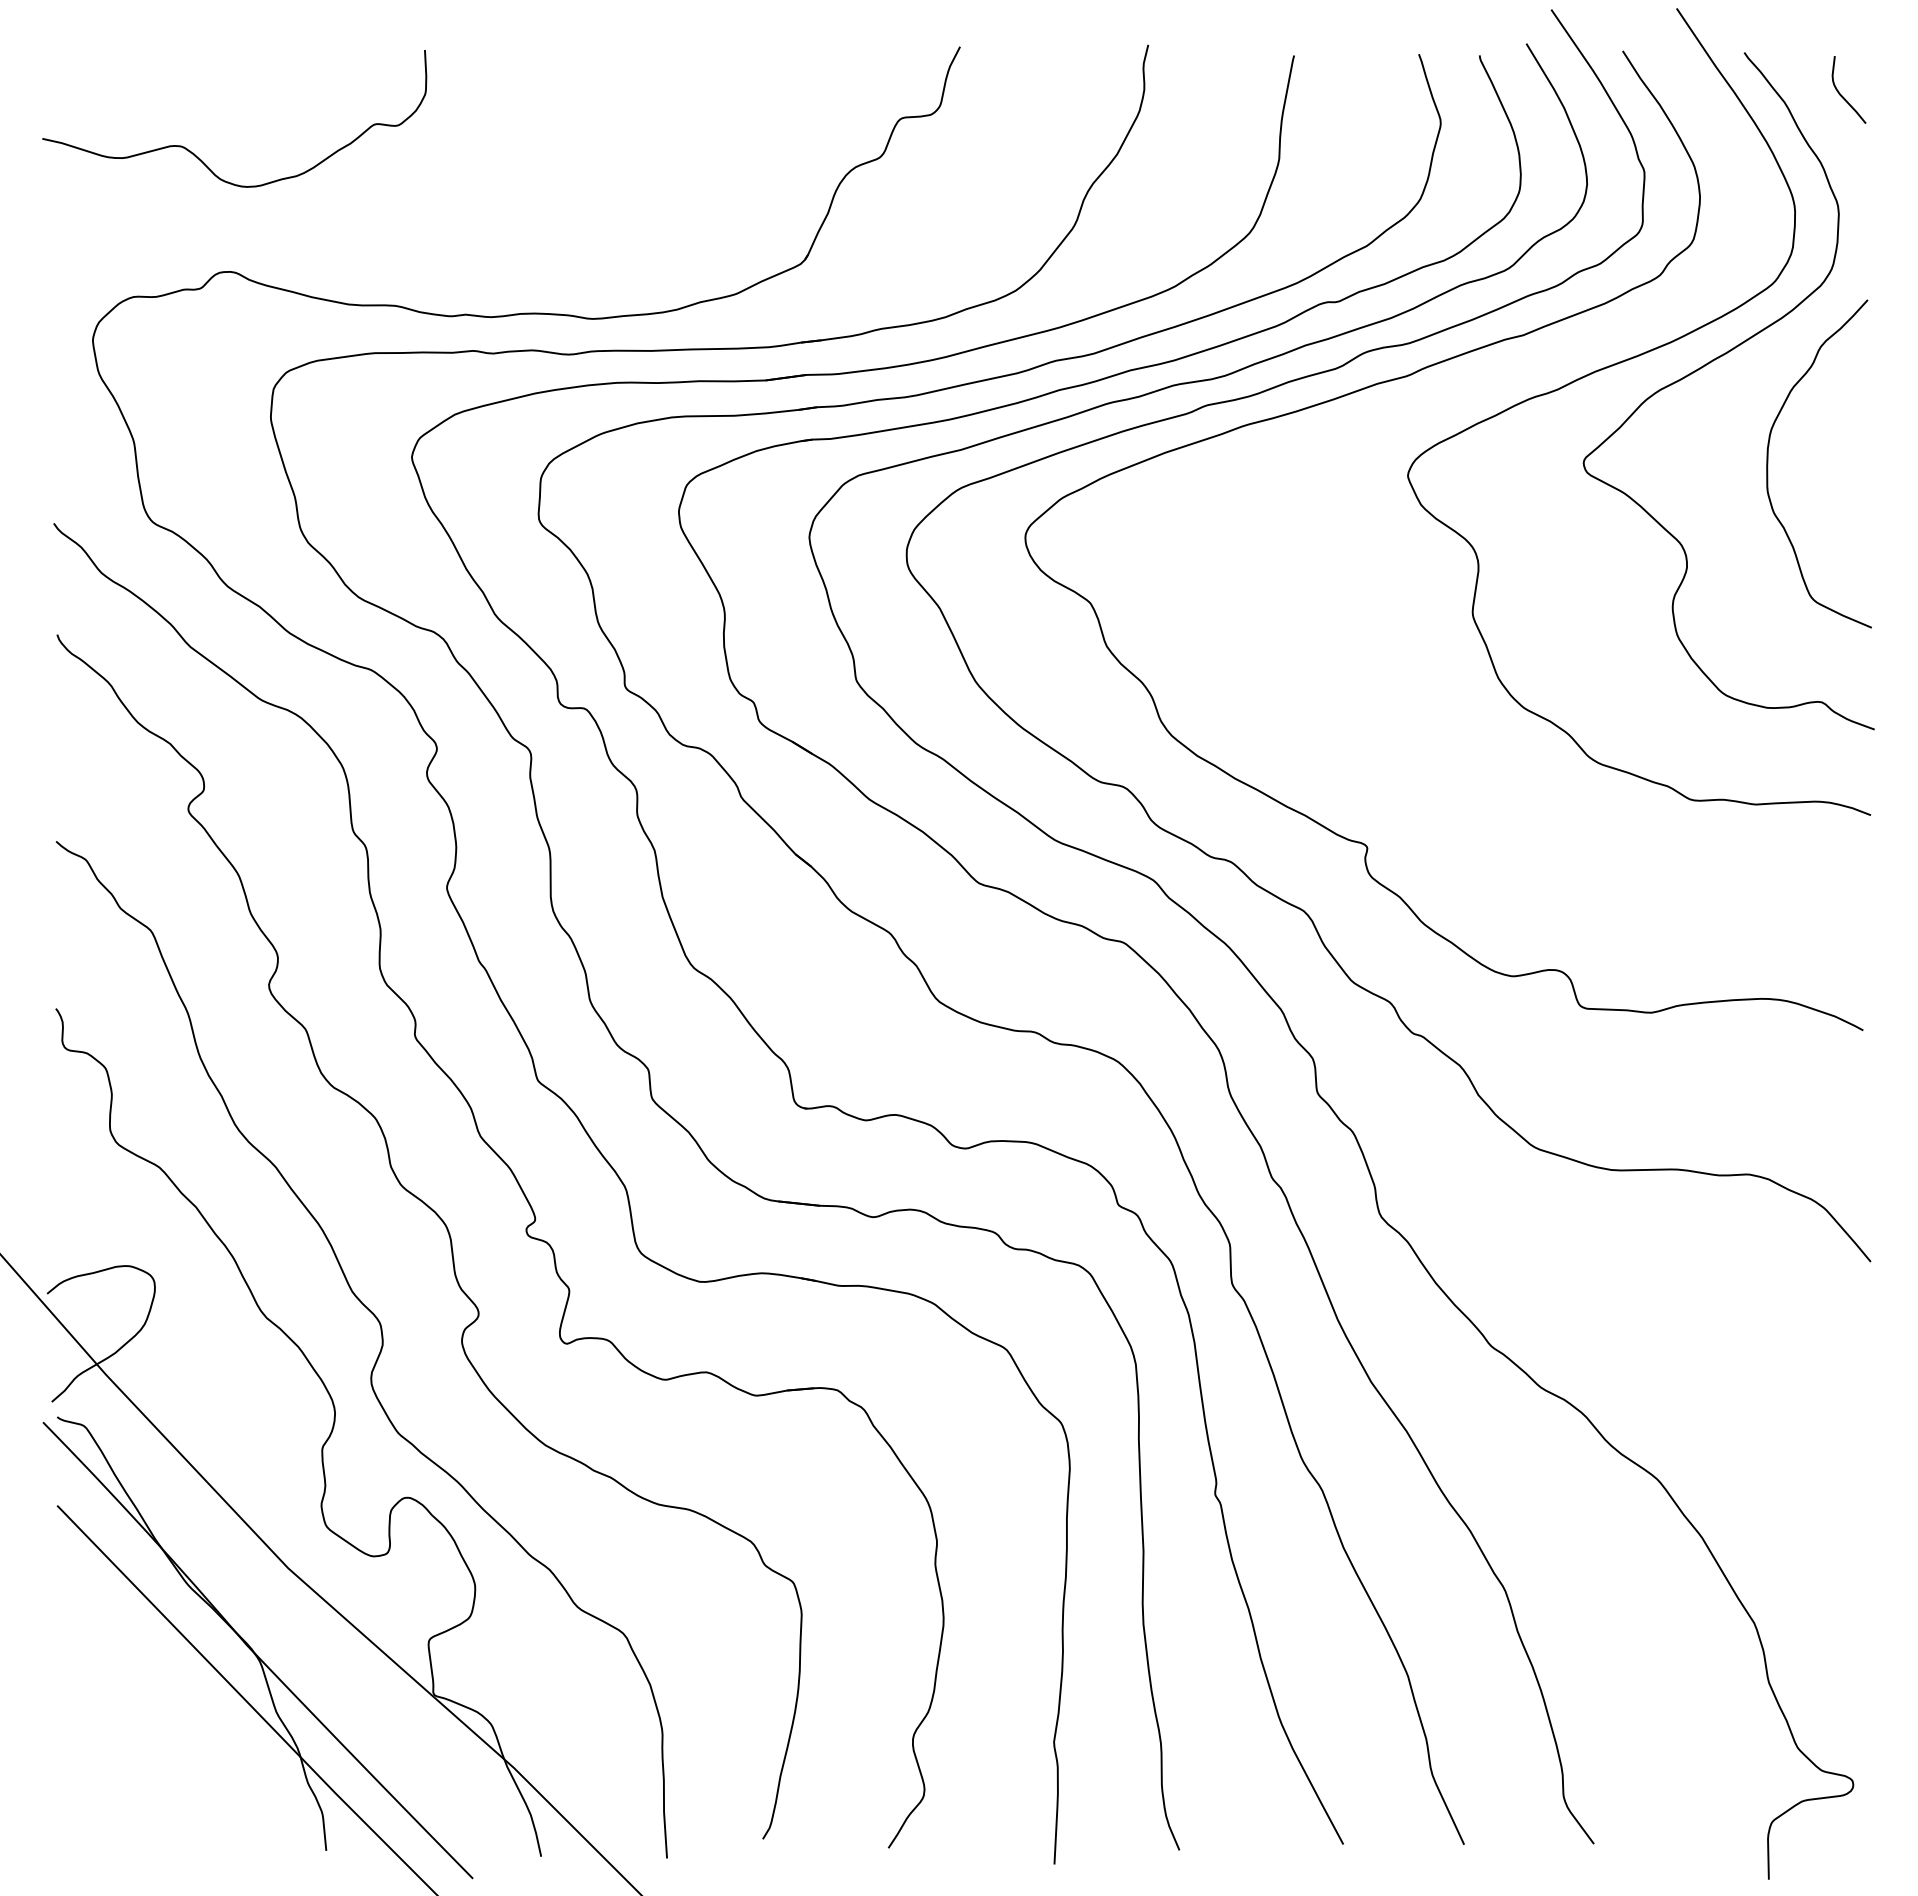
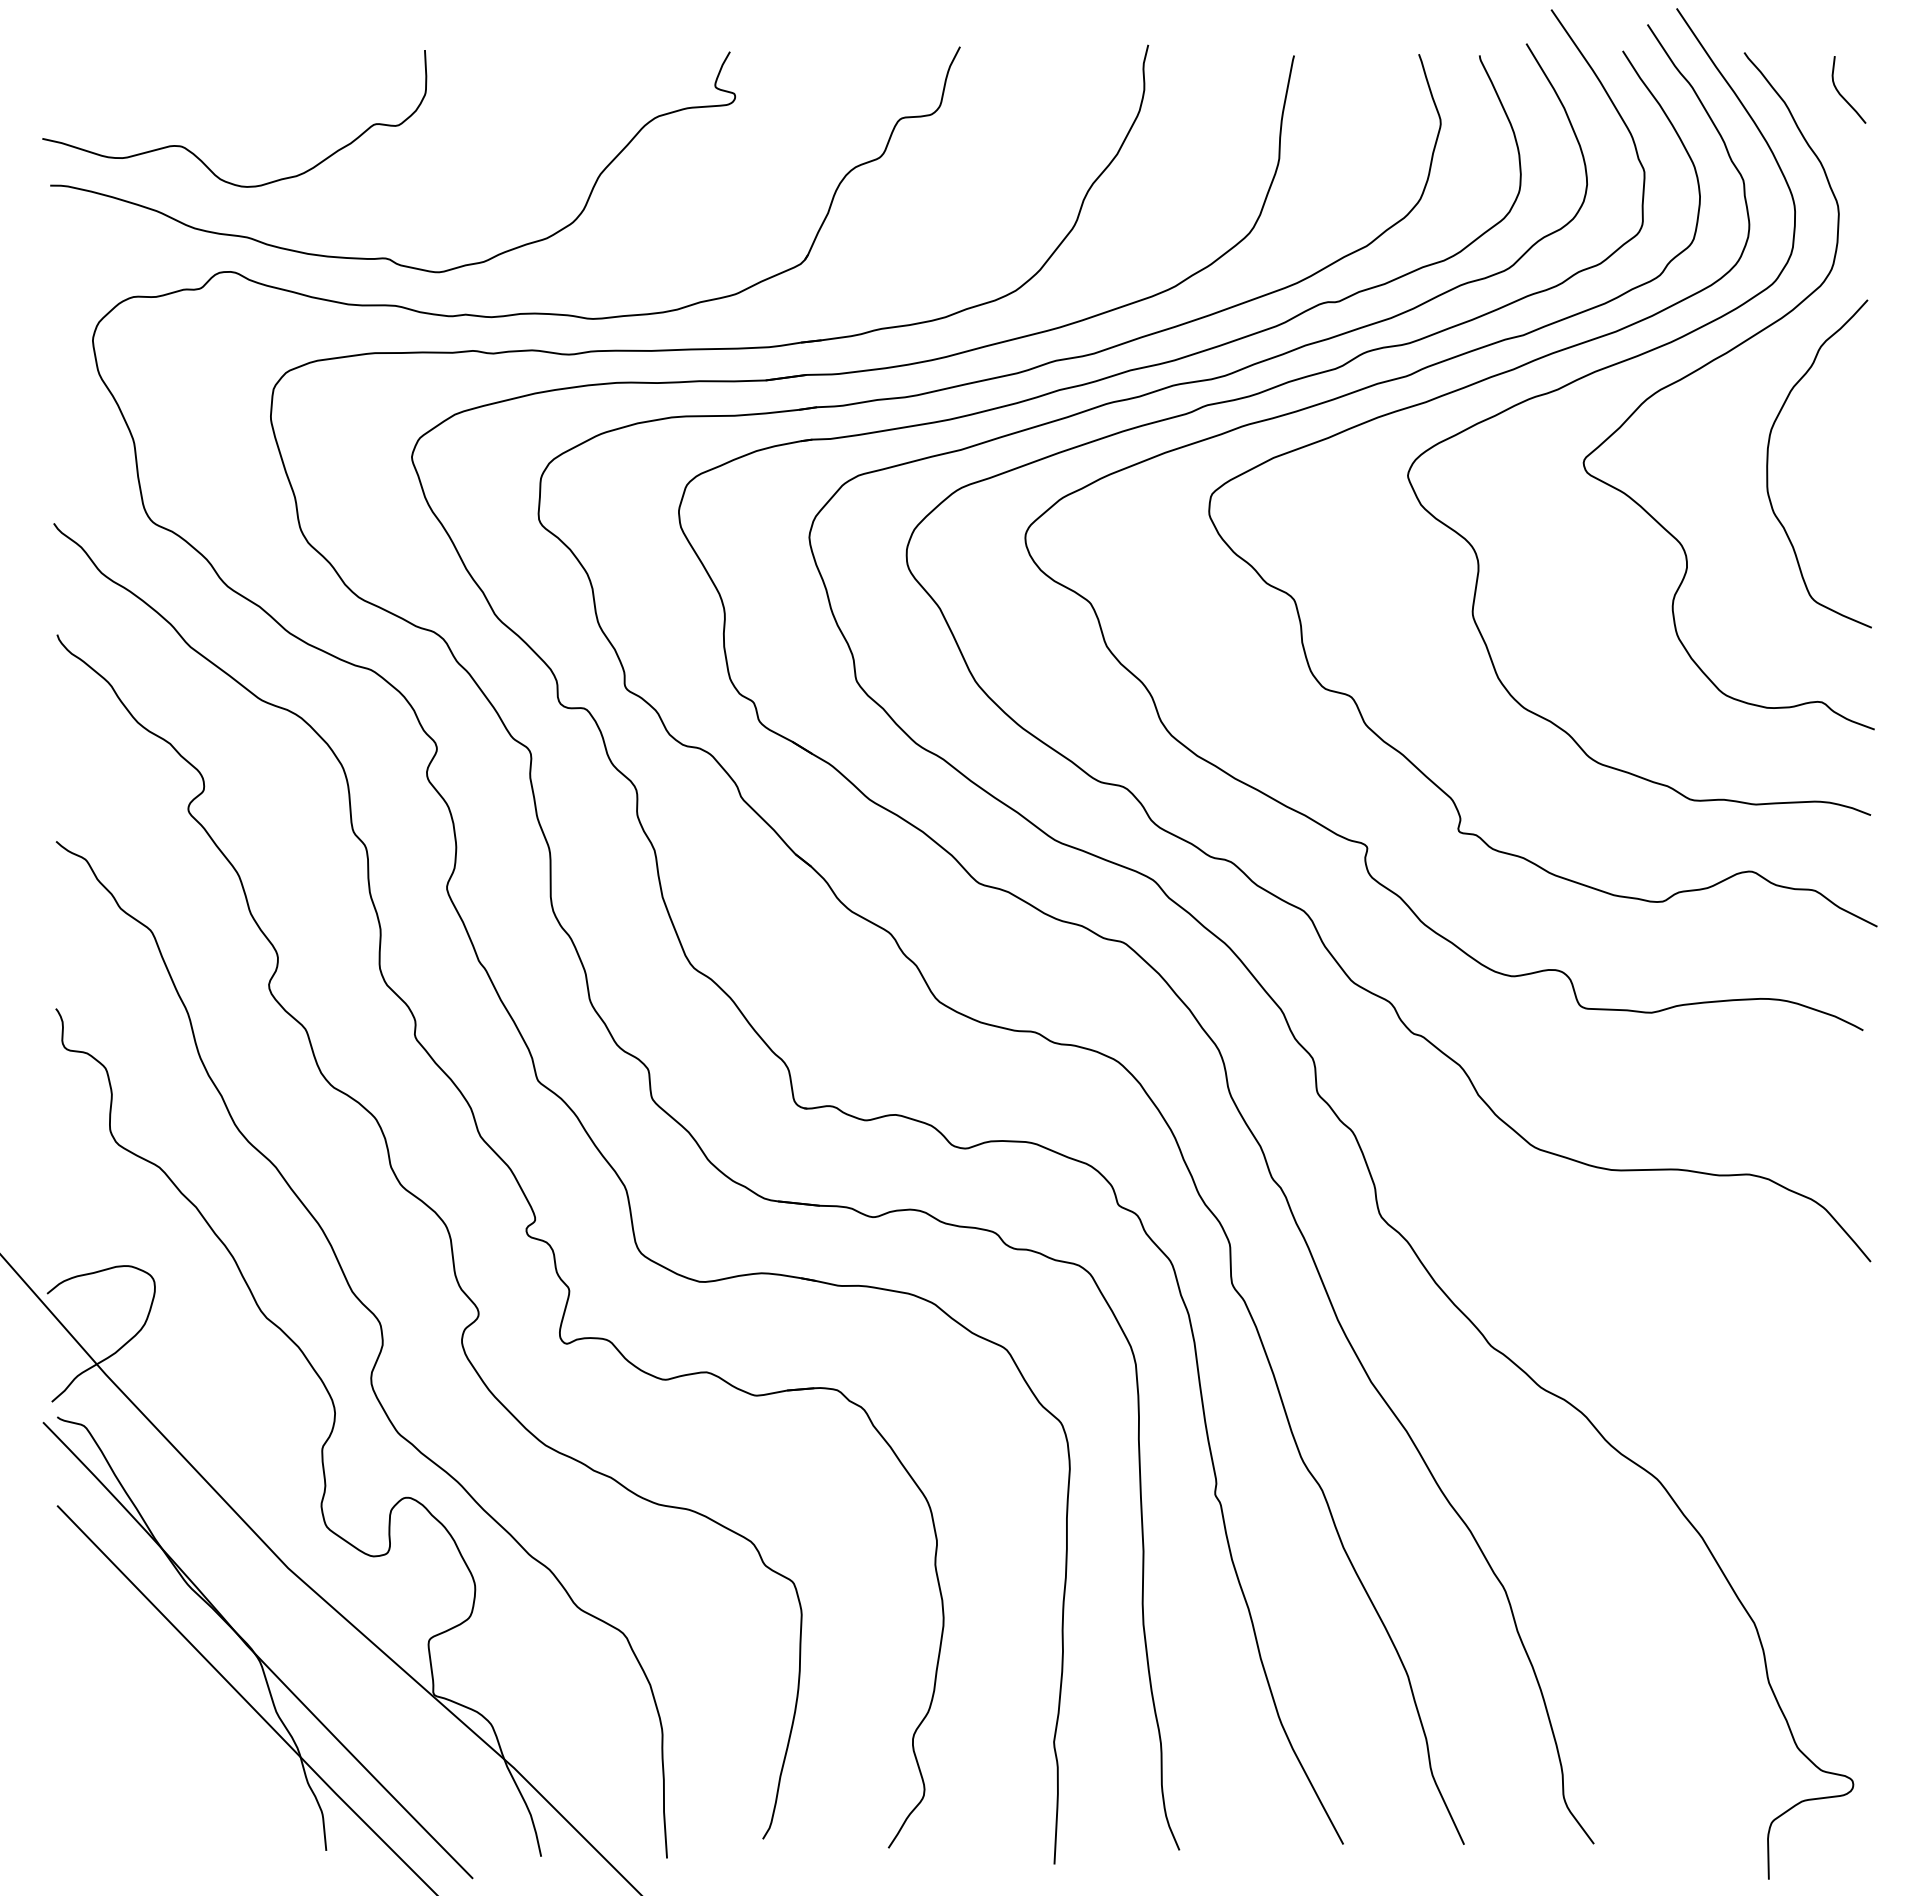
curve: none -> present (386, 257)
curve: none -> present (1508, 372)
